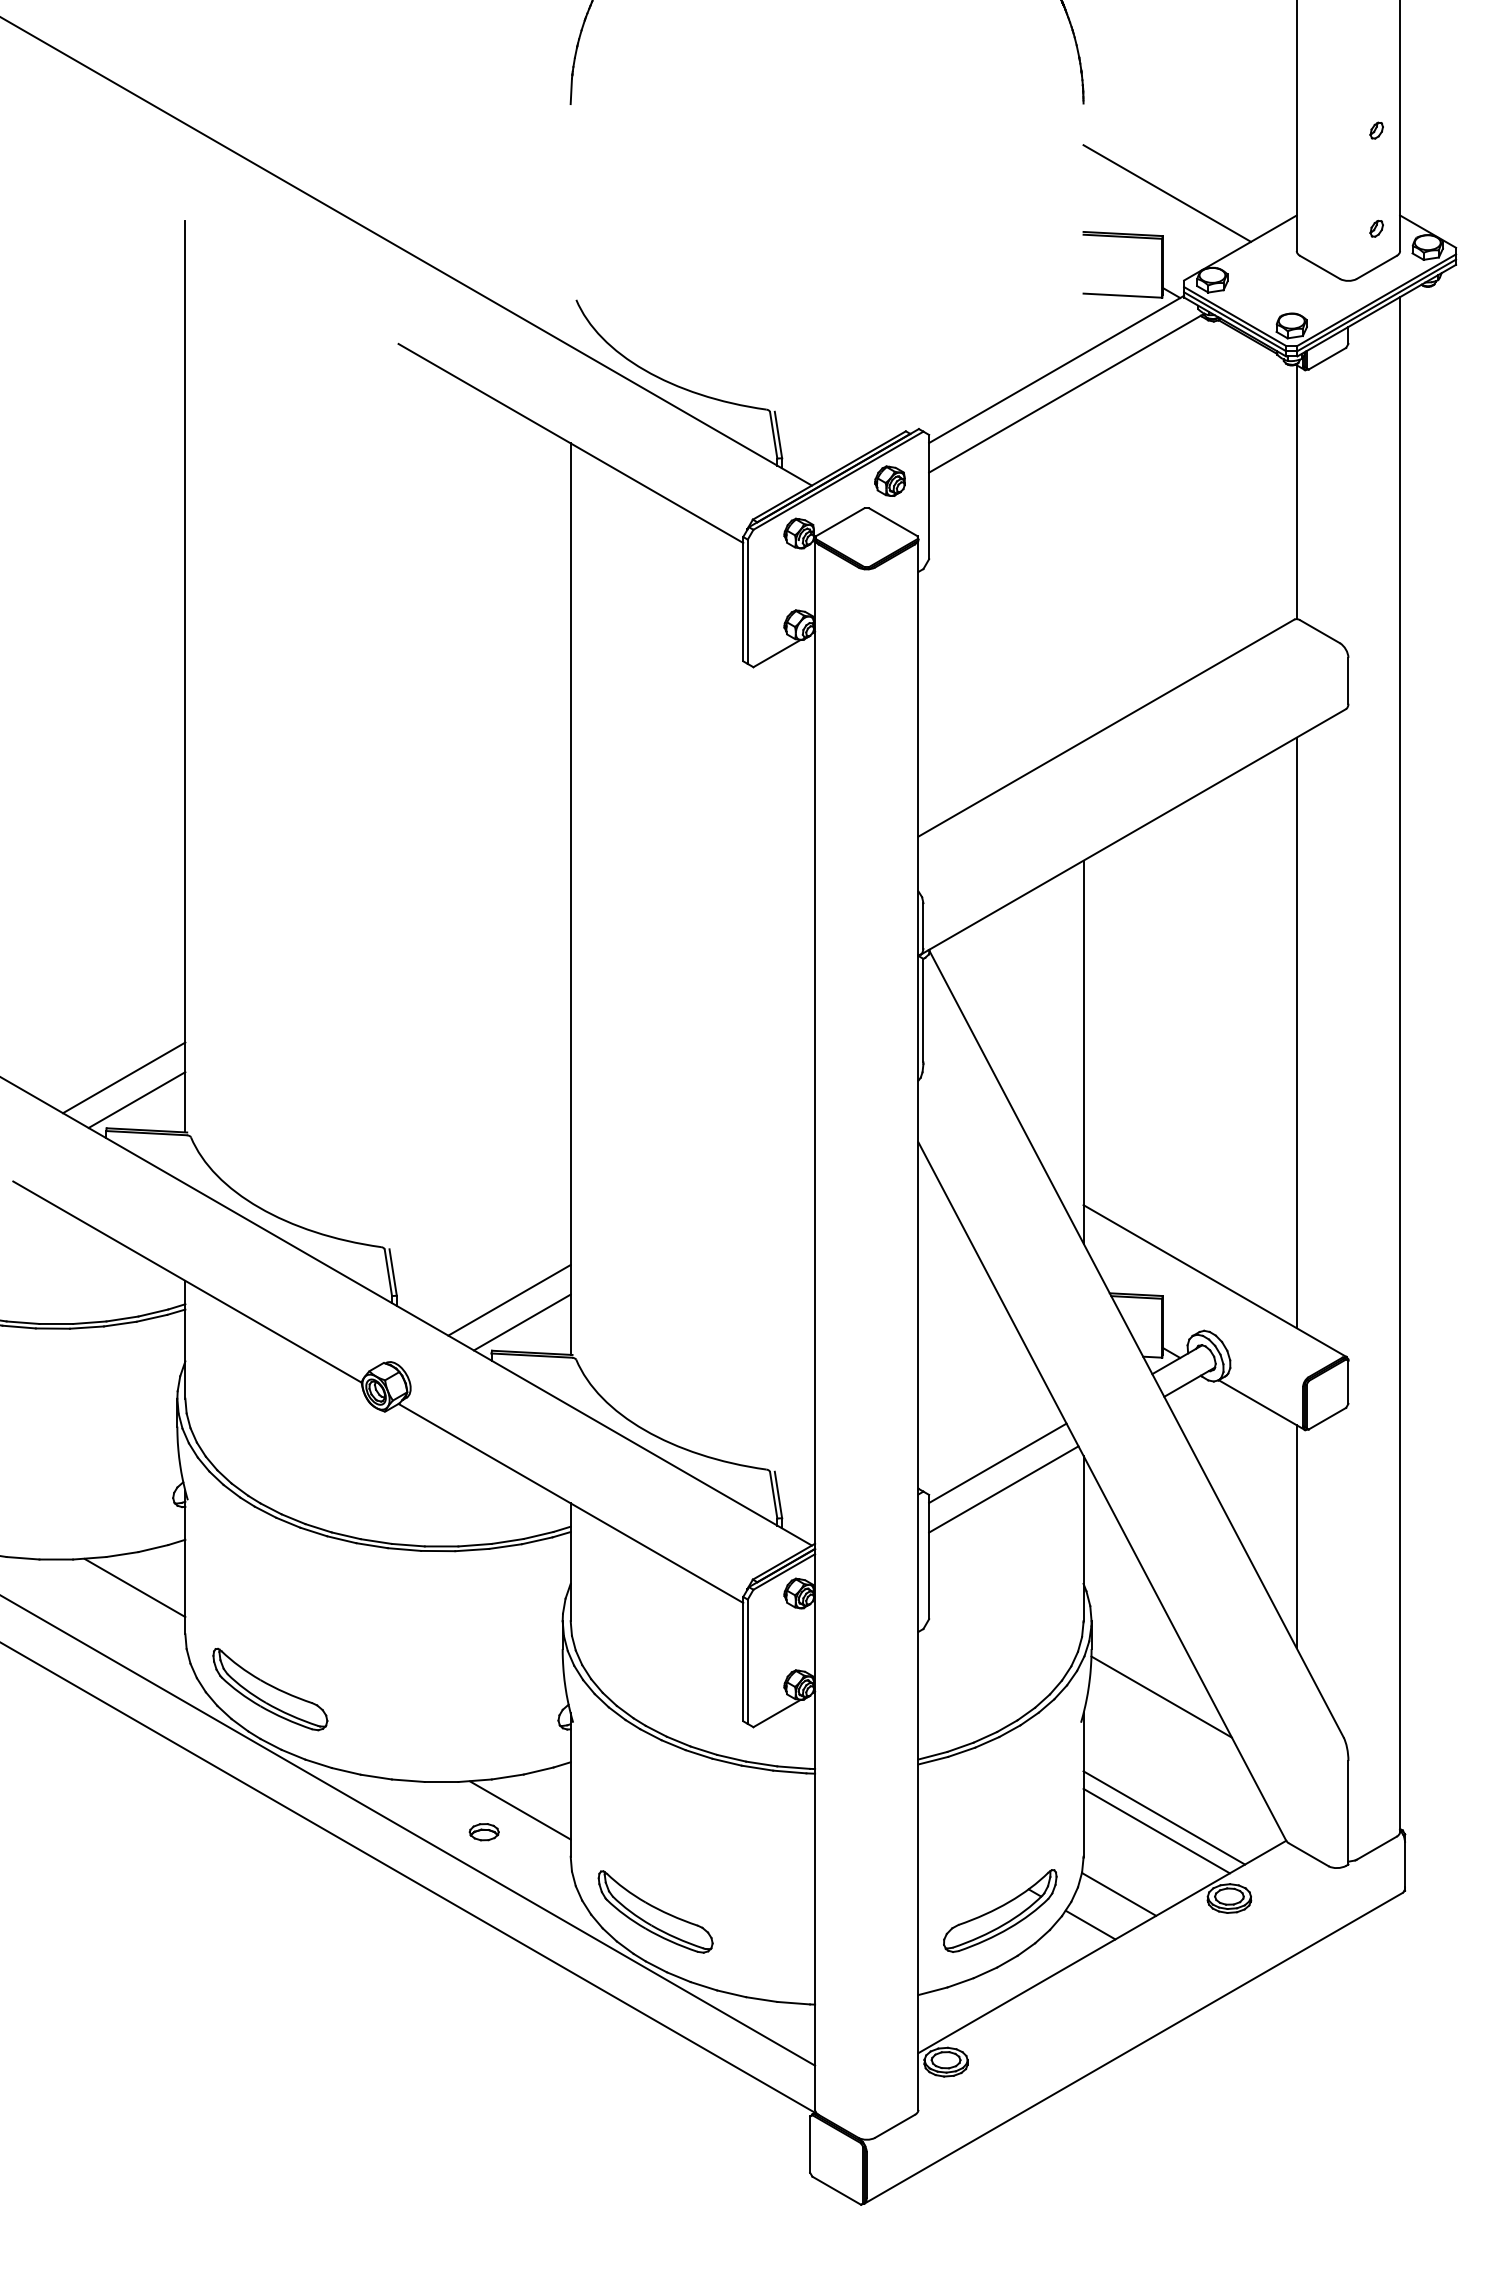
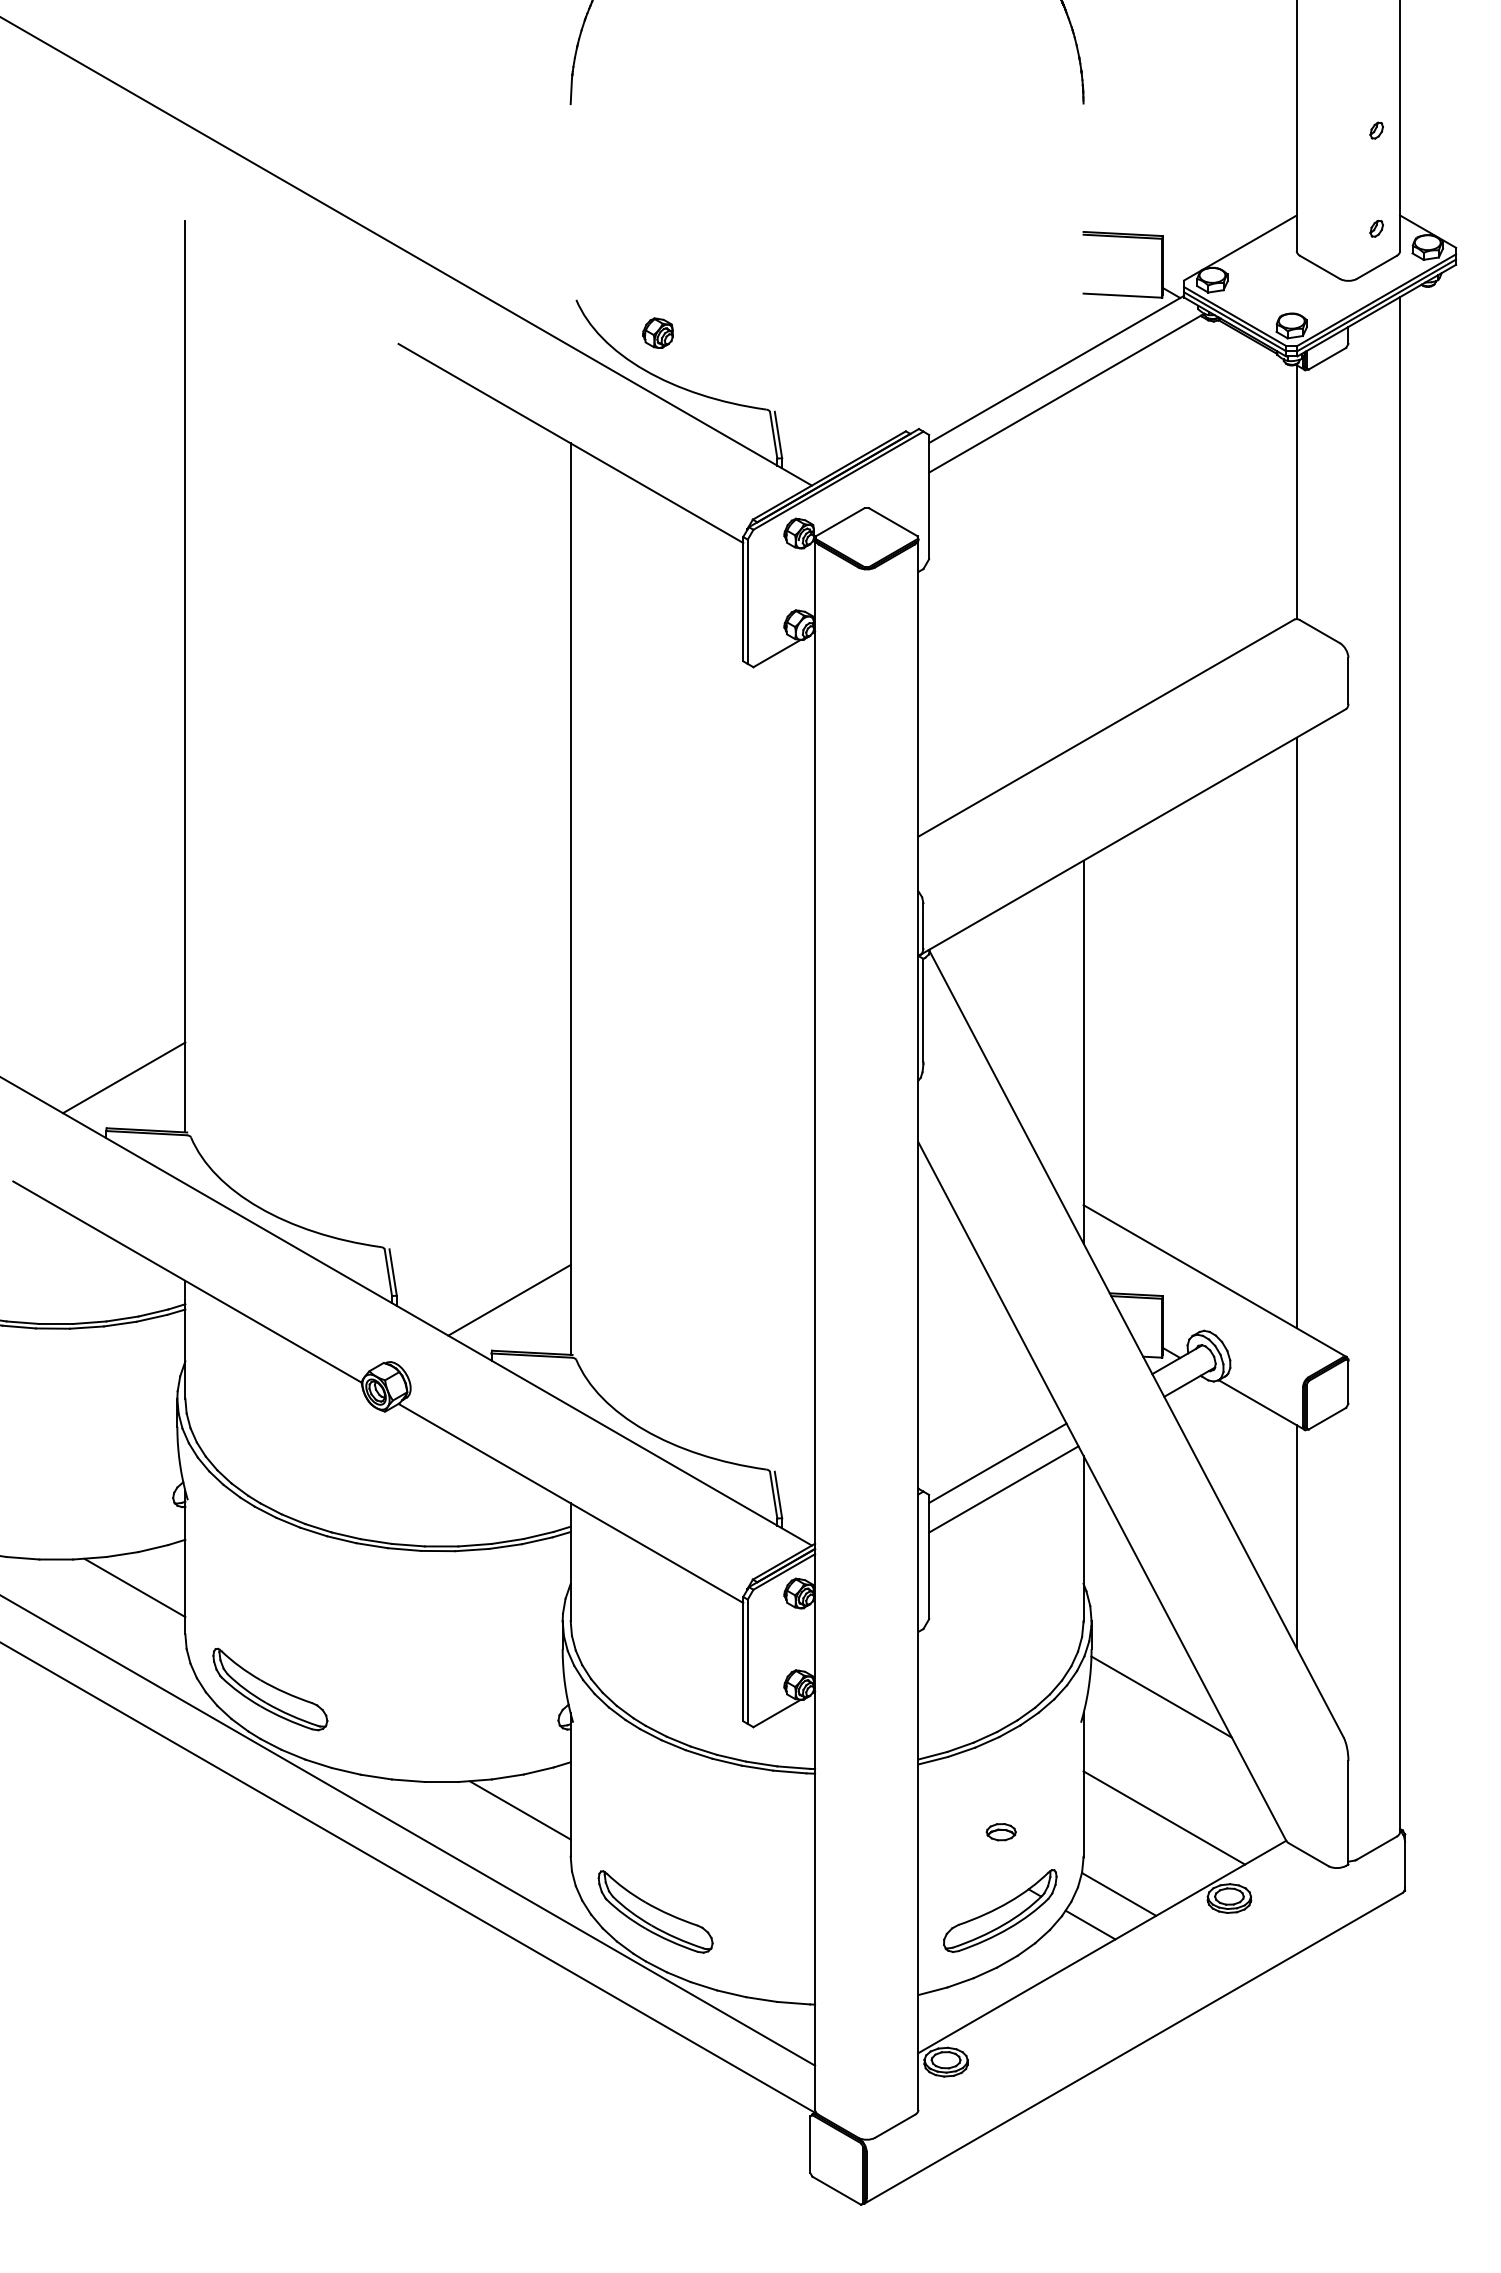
line: present -> none (1167, 193)
part position: (889, 480) -> (657, 332) (657, 332)
line: present -> none (136, 1100)
line: present -> none (521, 1322)
line: present -> none (1156, 1830)
part position: (483, 1832) -> (1000, 1832) (1000, 1832)
